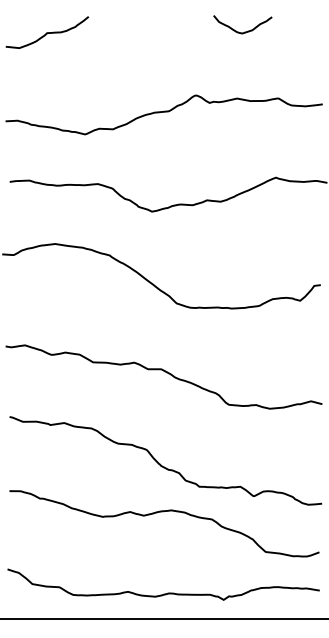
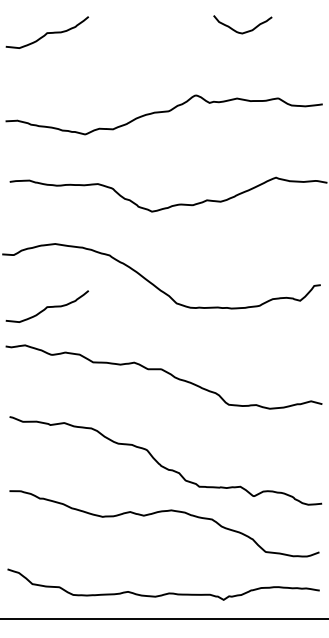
curve: none -> present (47, 306)
